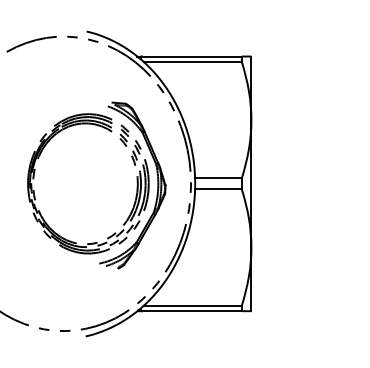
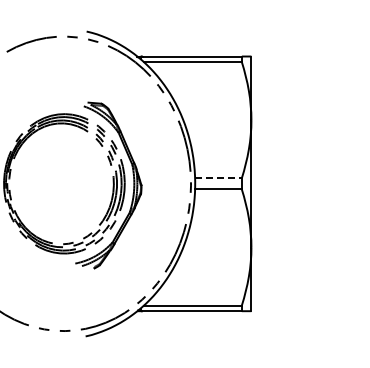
line: solid -> dashed (218, 178)
part position: (136, 186) -> (112, 186) (112, 186)
